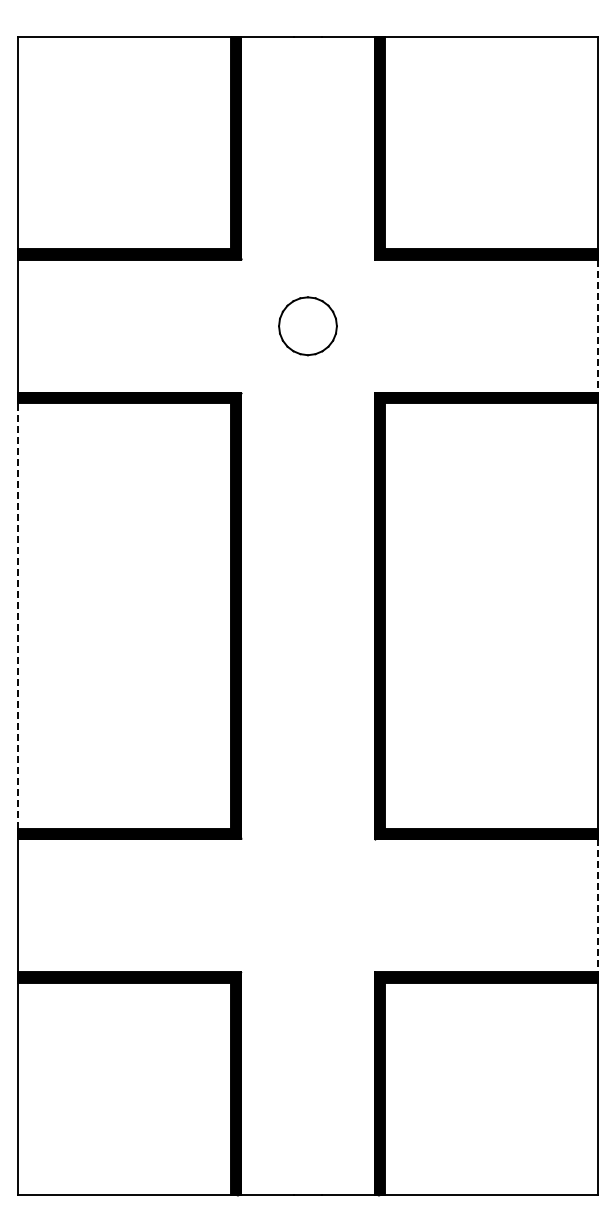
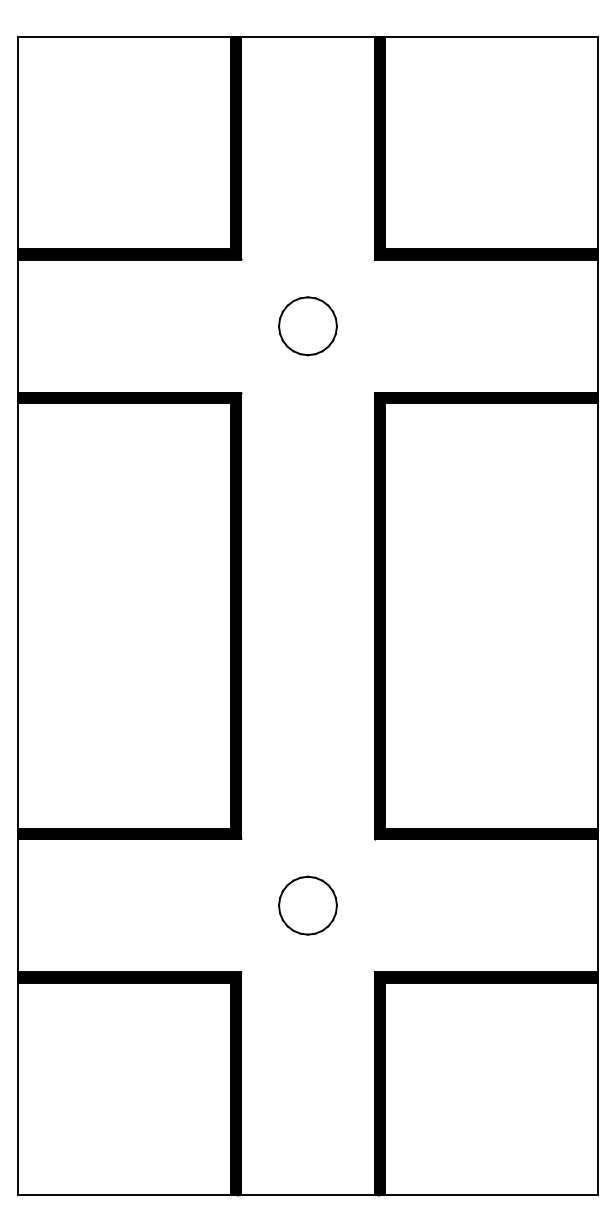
line: dashed -> solid (597, 326)
line: dashed -> solid (18, 616)
part: none -> present (307, 905)
line: dashed -> solid (597, 905)
